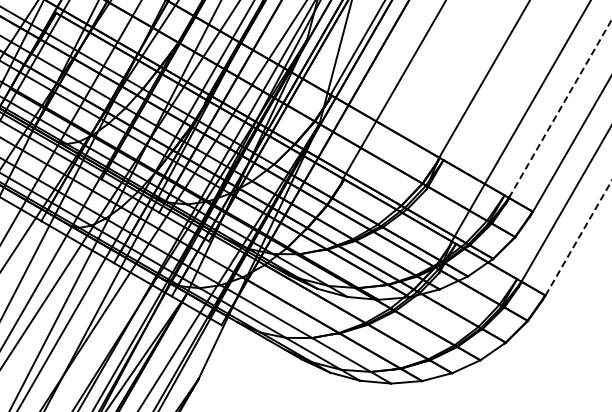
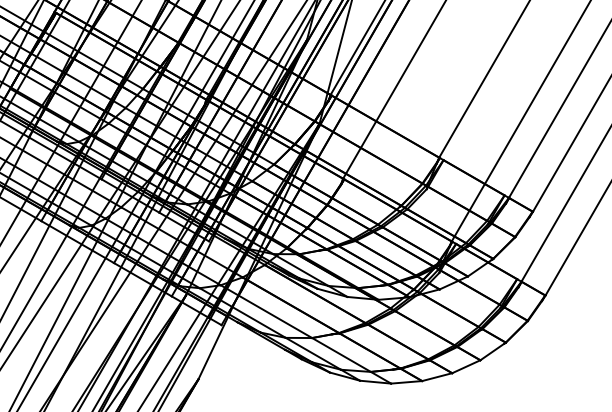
line: dashed -> solid (560, 108)
line: dashed -> solid (579, 237)
